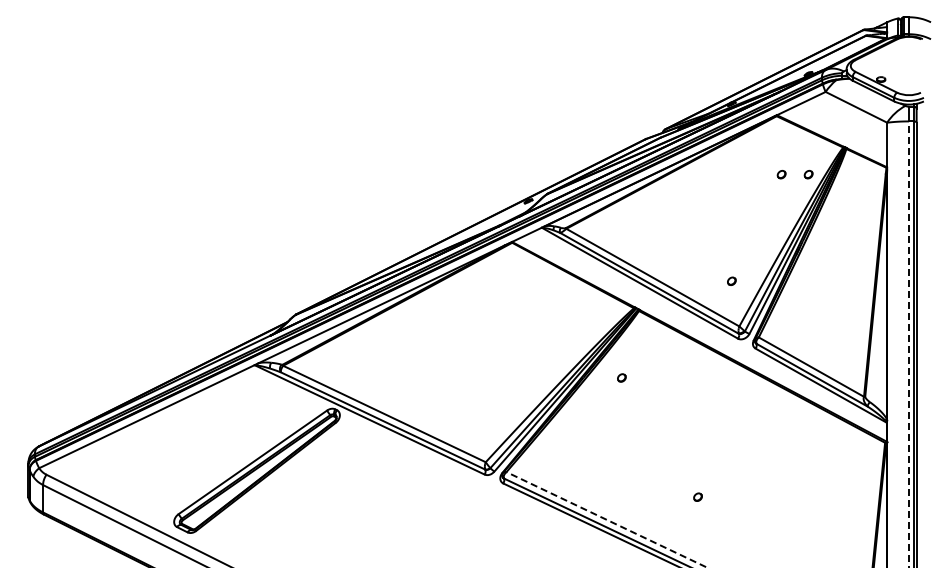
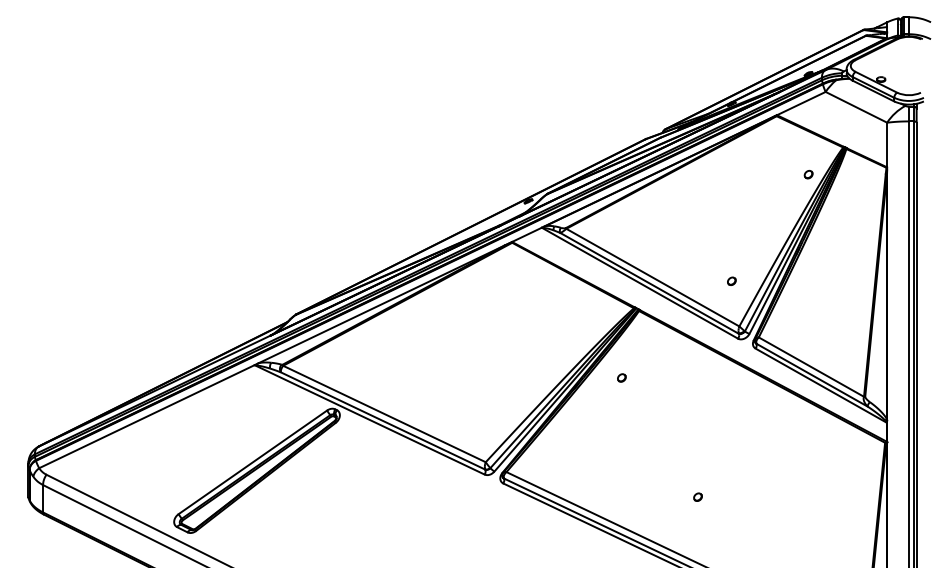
part: present -> none (781, 174)
line: dashed -> solid (909, 344)
line: dashed -> solid (606, 519)
